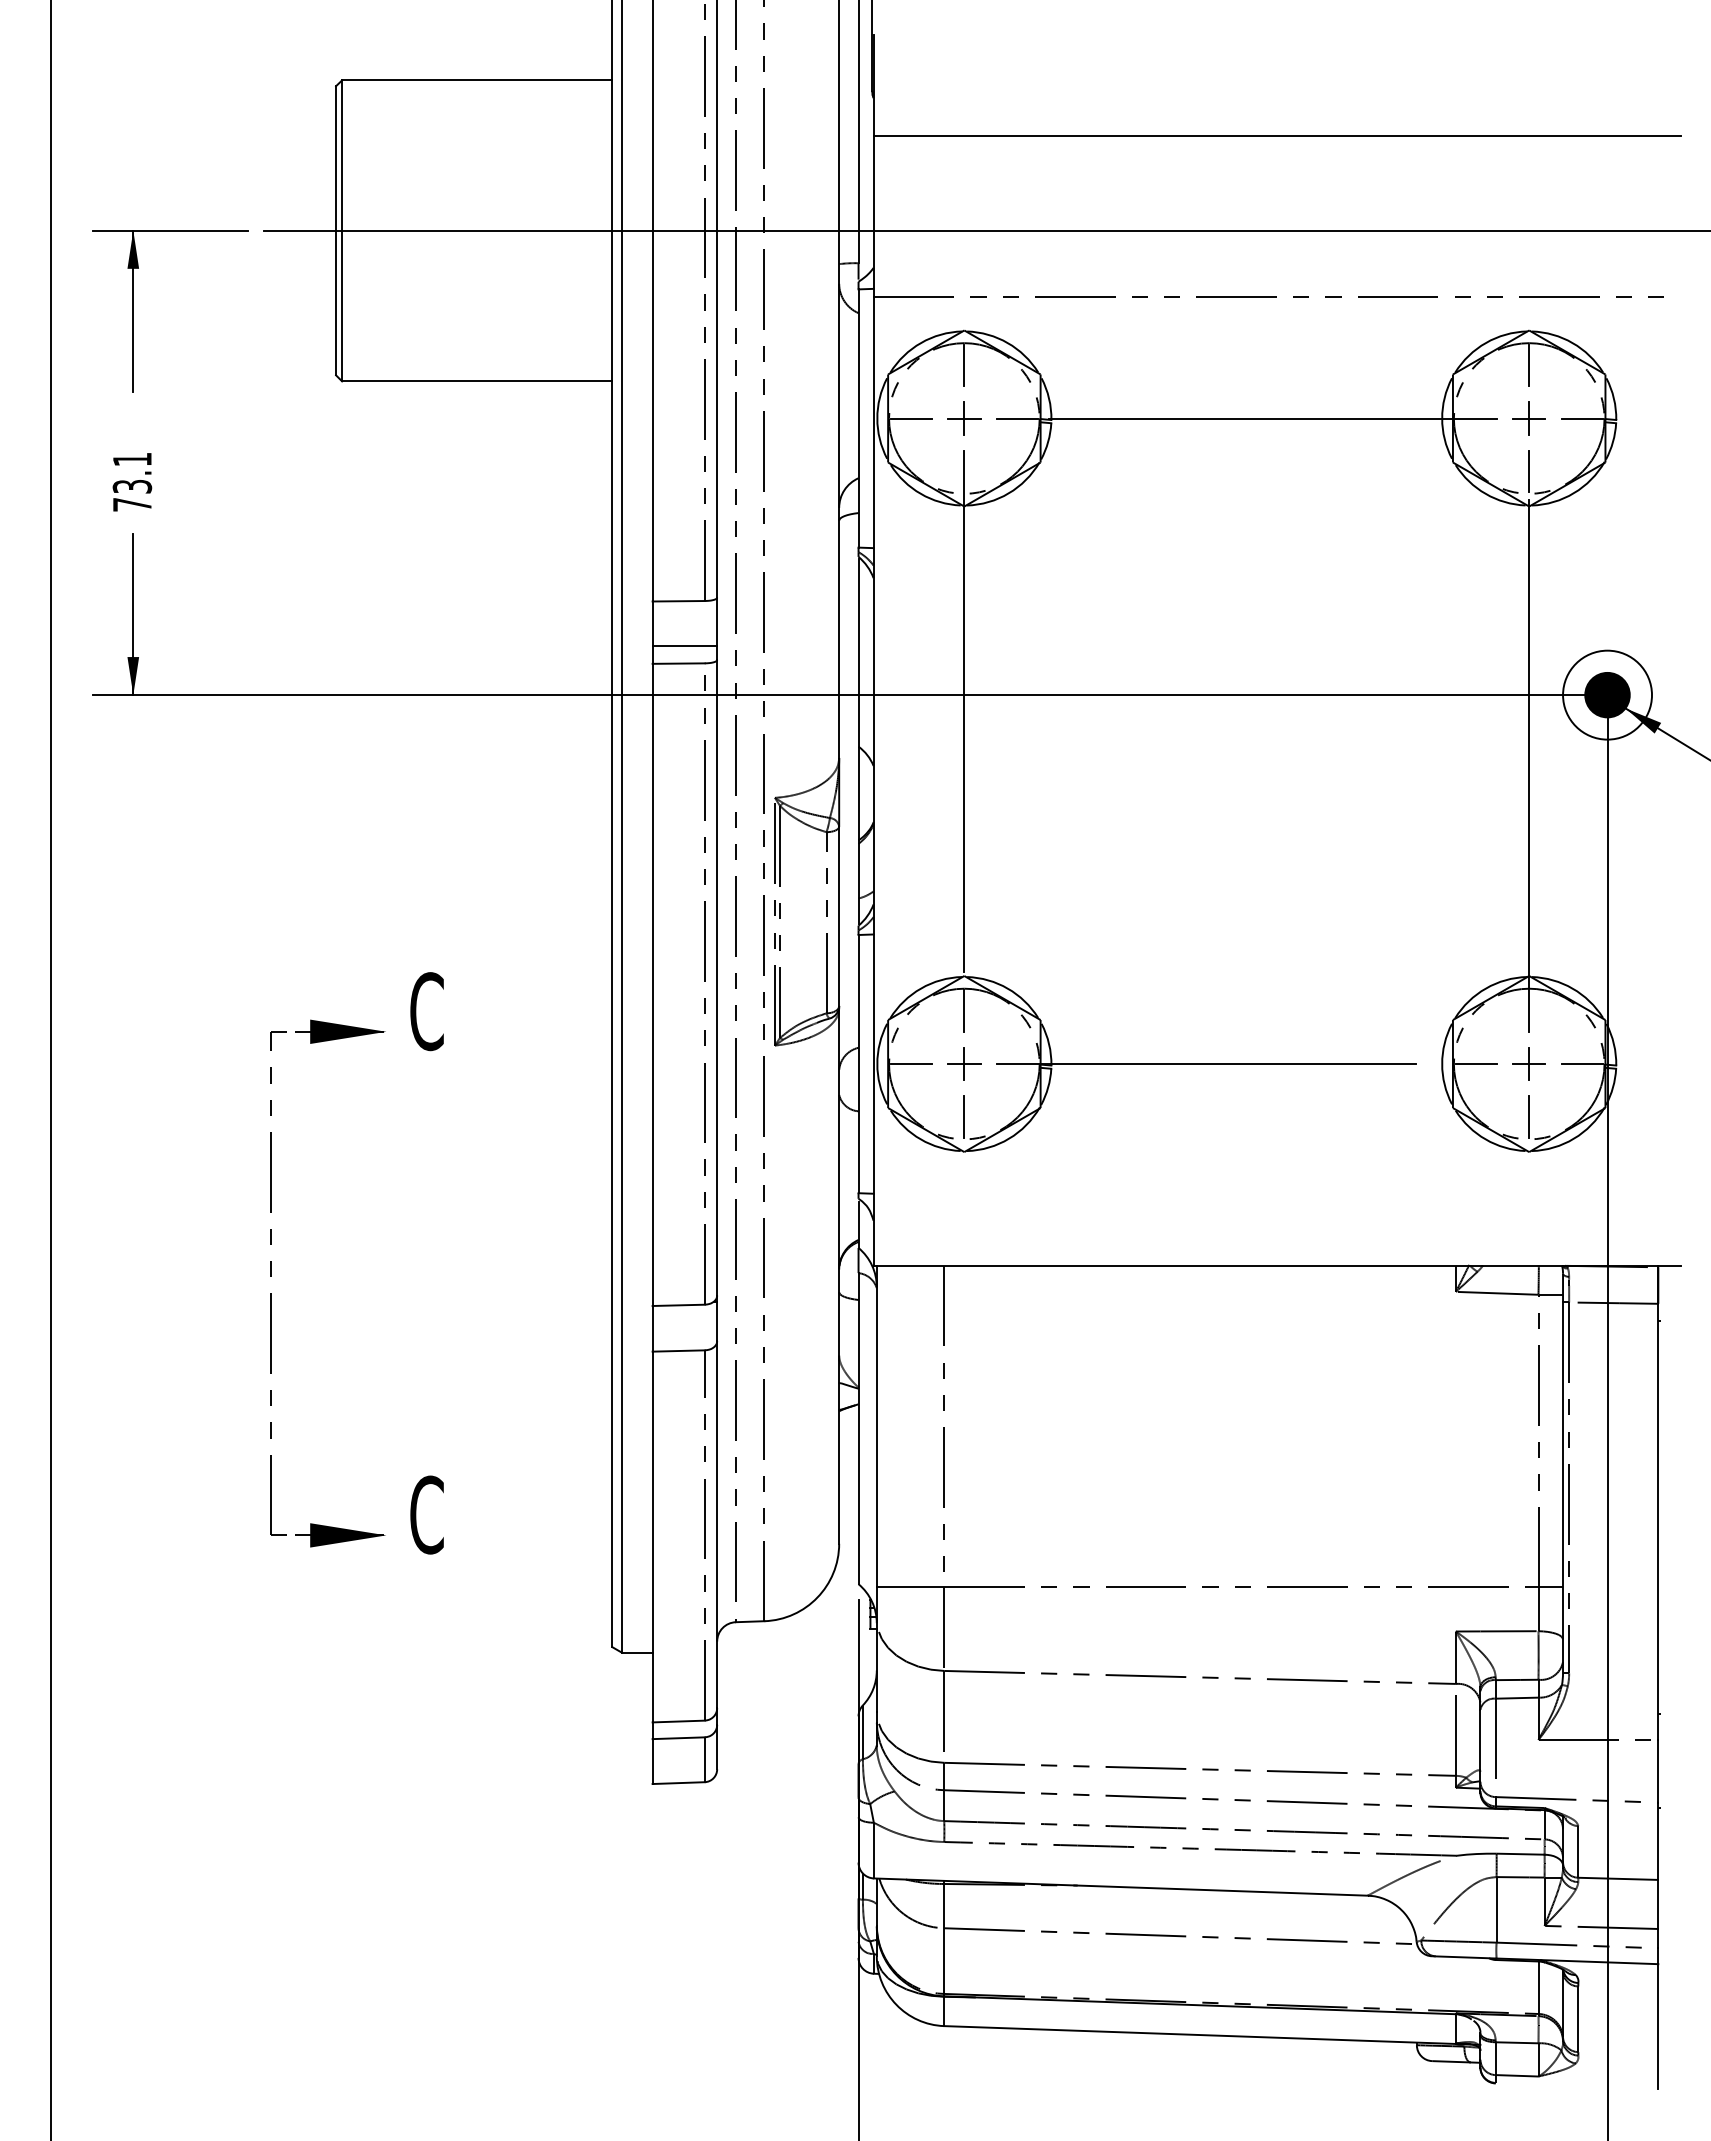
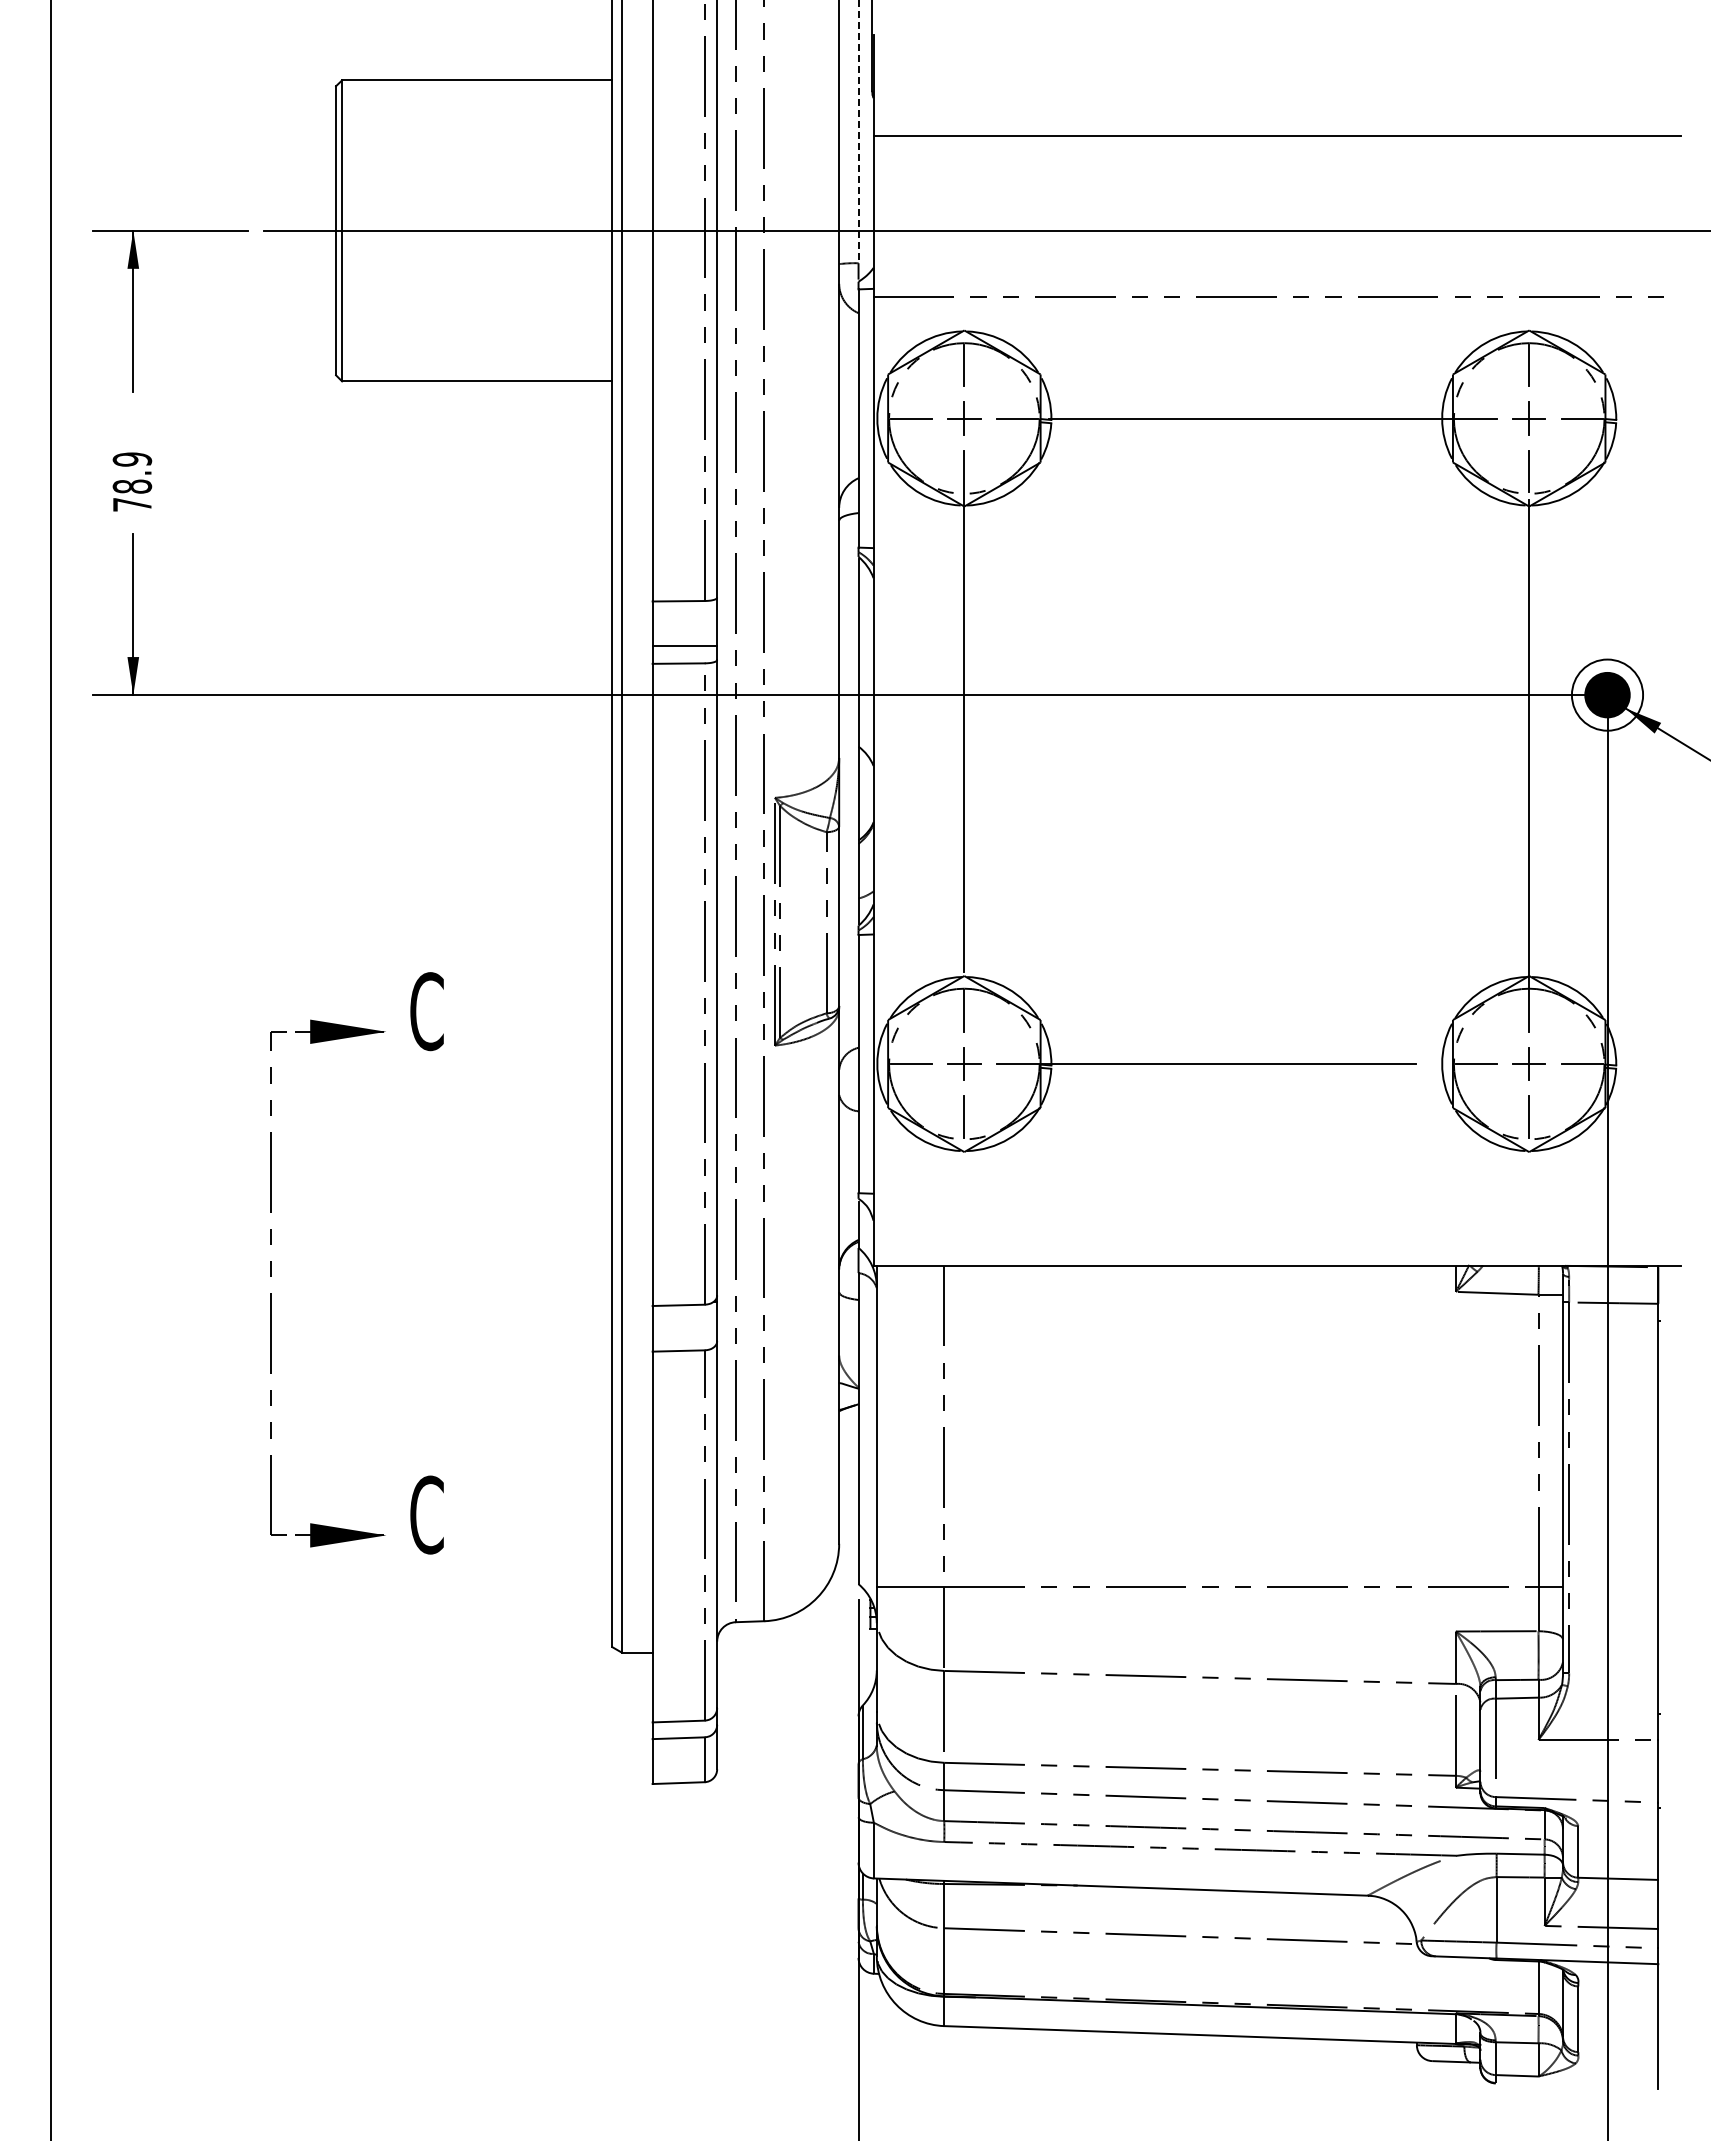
line: solid -> dashed (858, 132)
text: 73.1 -> 78.9 (132, 472)
circle diameter: 89 px -> 71 px (1607, 694)
